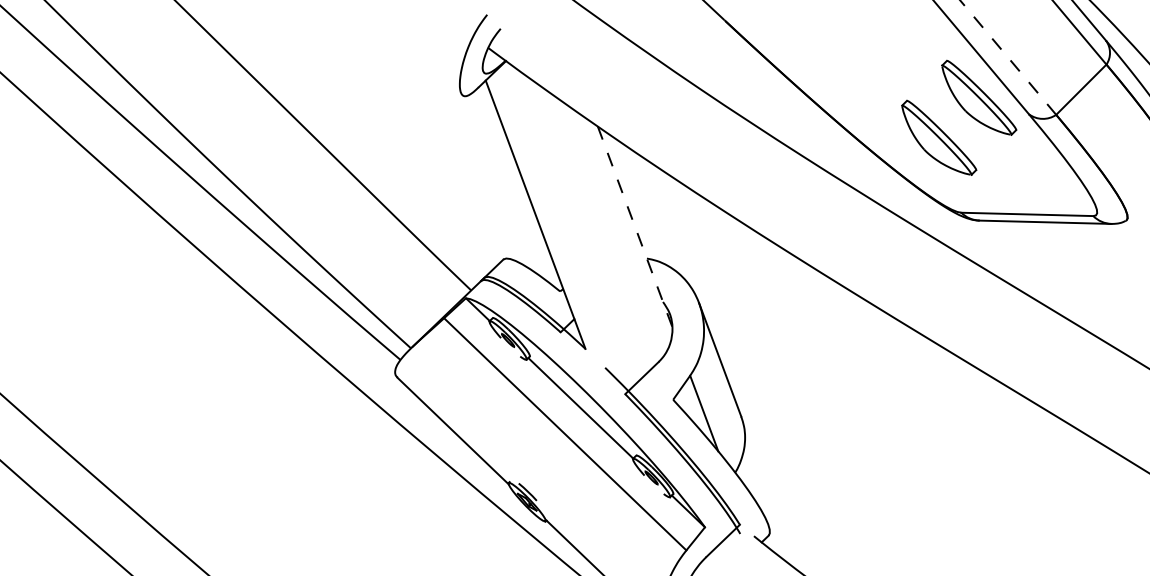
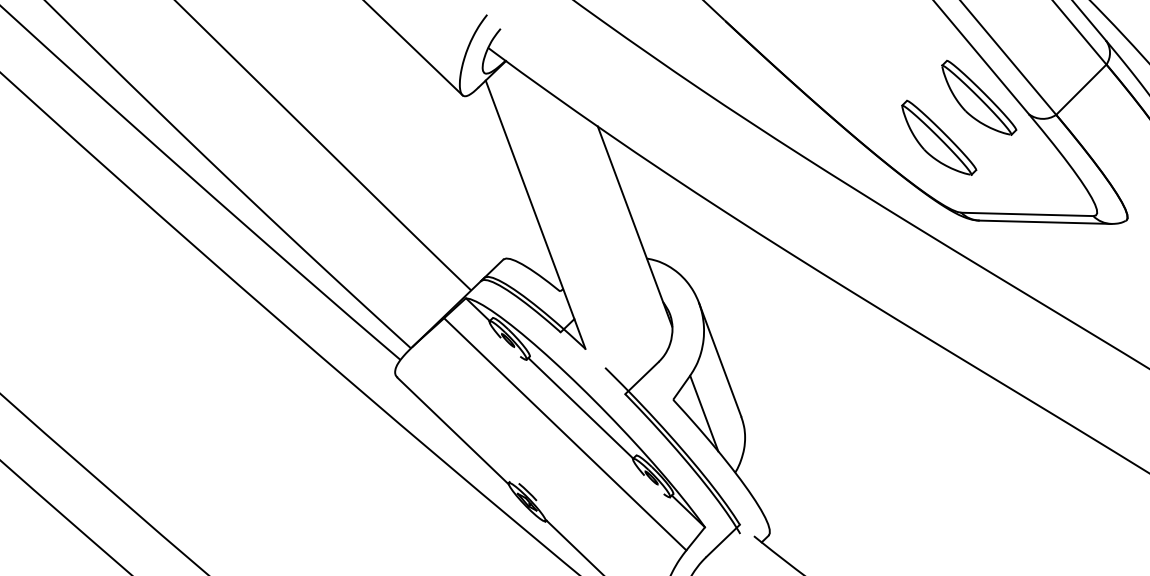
line: none -> present (413, 48)
line: dashed -> solid (1008, 57)
line: dashed -> solid (634, 226)
